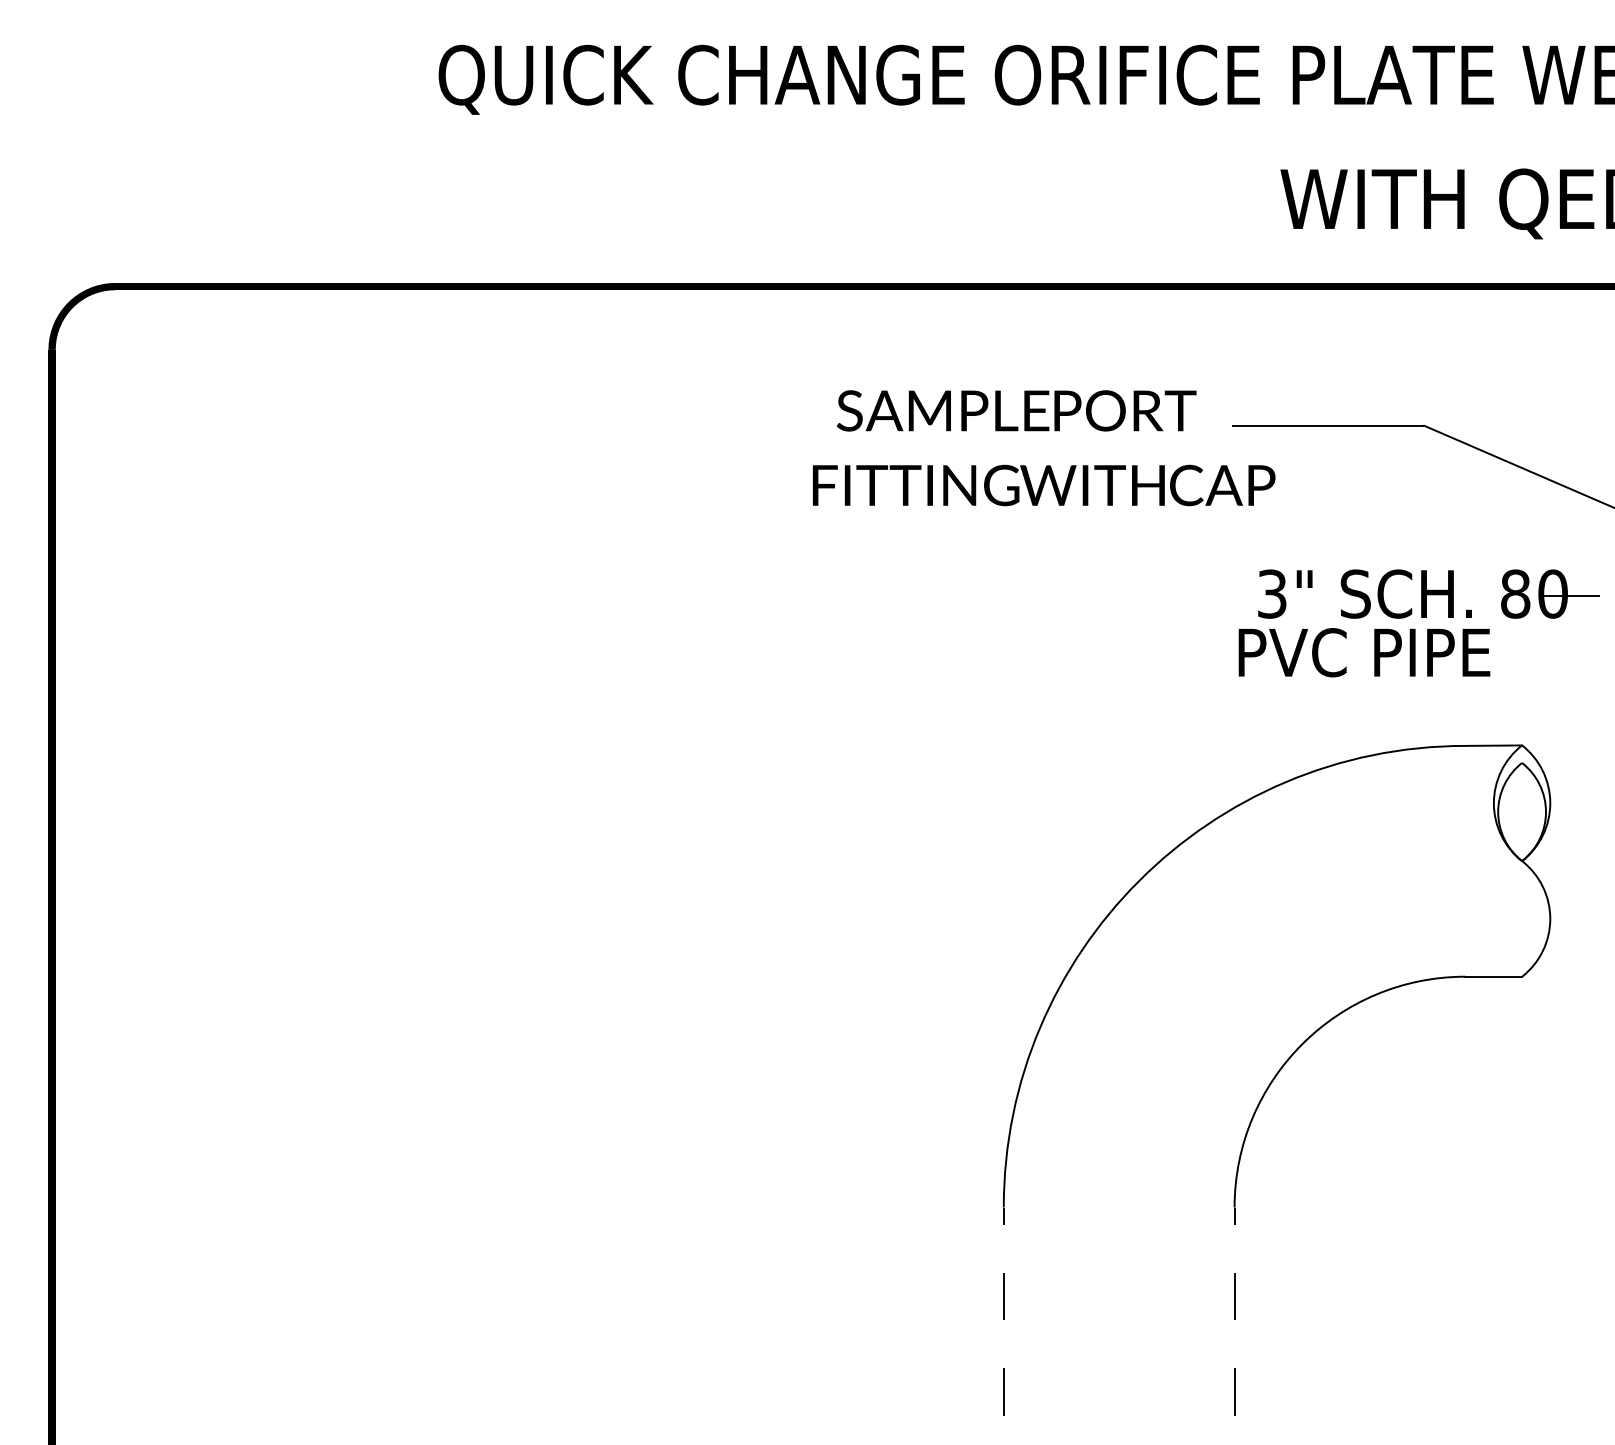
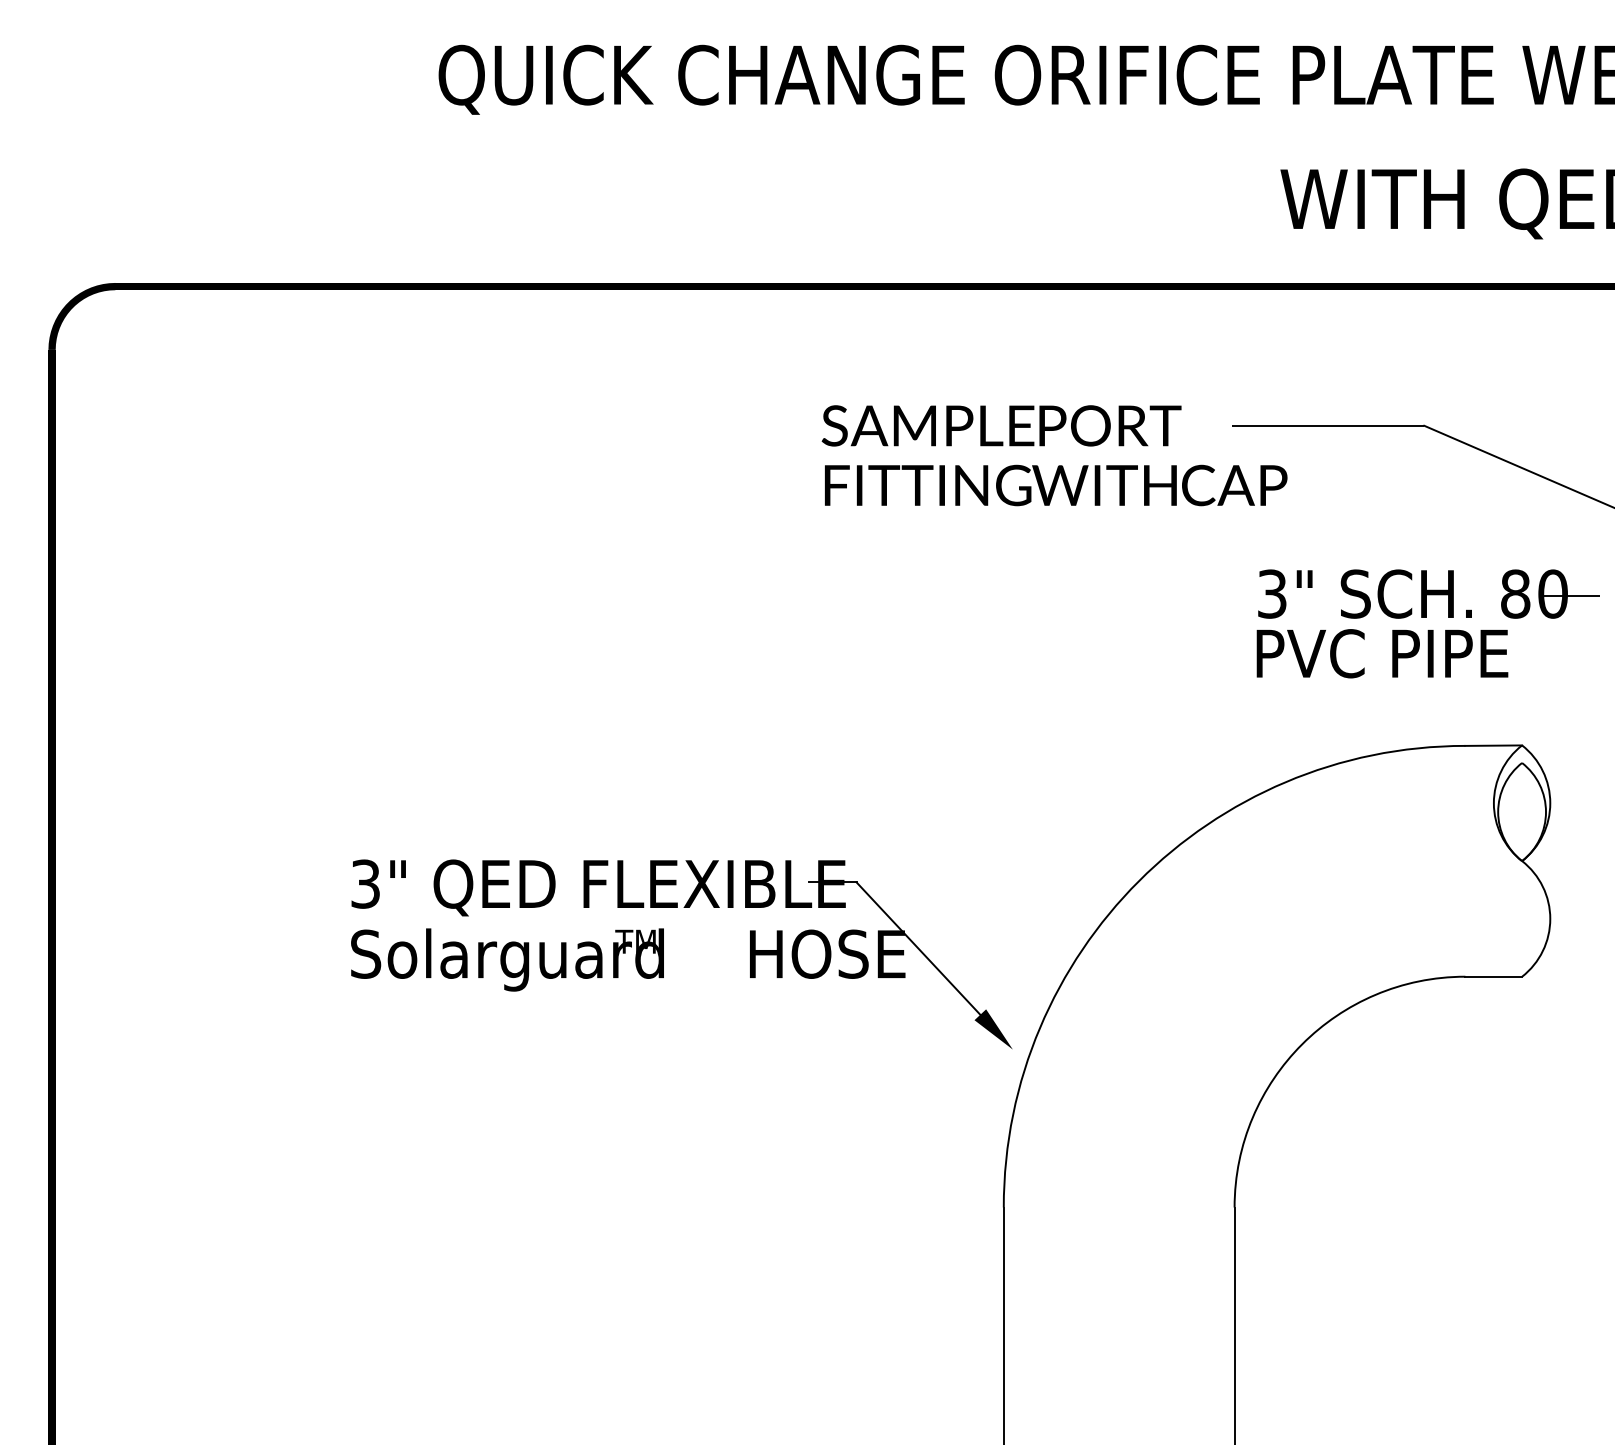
text position: (1016, 410) -> (1001, 425) (1001, 425)
text position: (1044, 485) -> (1056, 485) (1056, 485)
text position: (1364, 652) -> (1382, 653) (1382, 653)
part: none -> present (663, 954)
line: dashed -> solid (1003, 1325)
line: dashed -> solid (1234, 1325)
